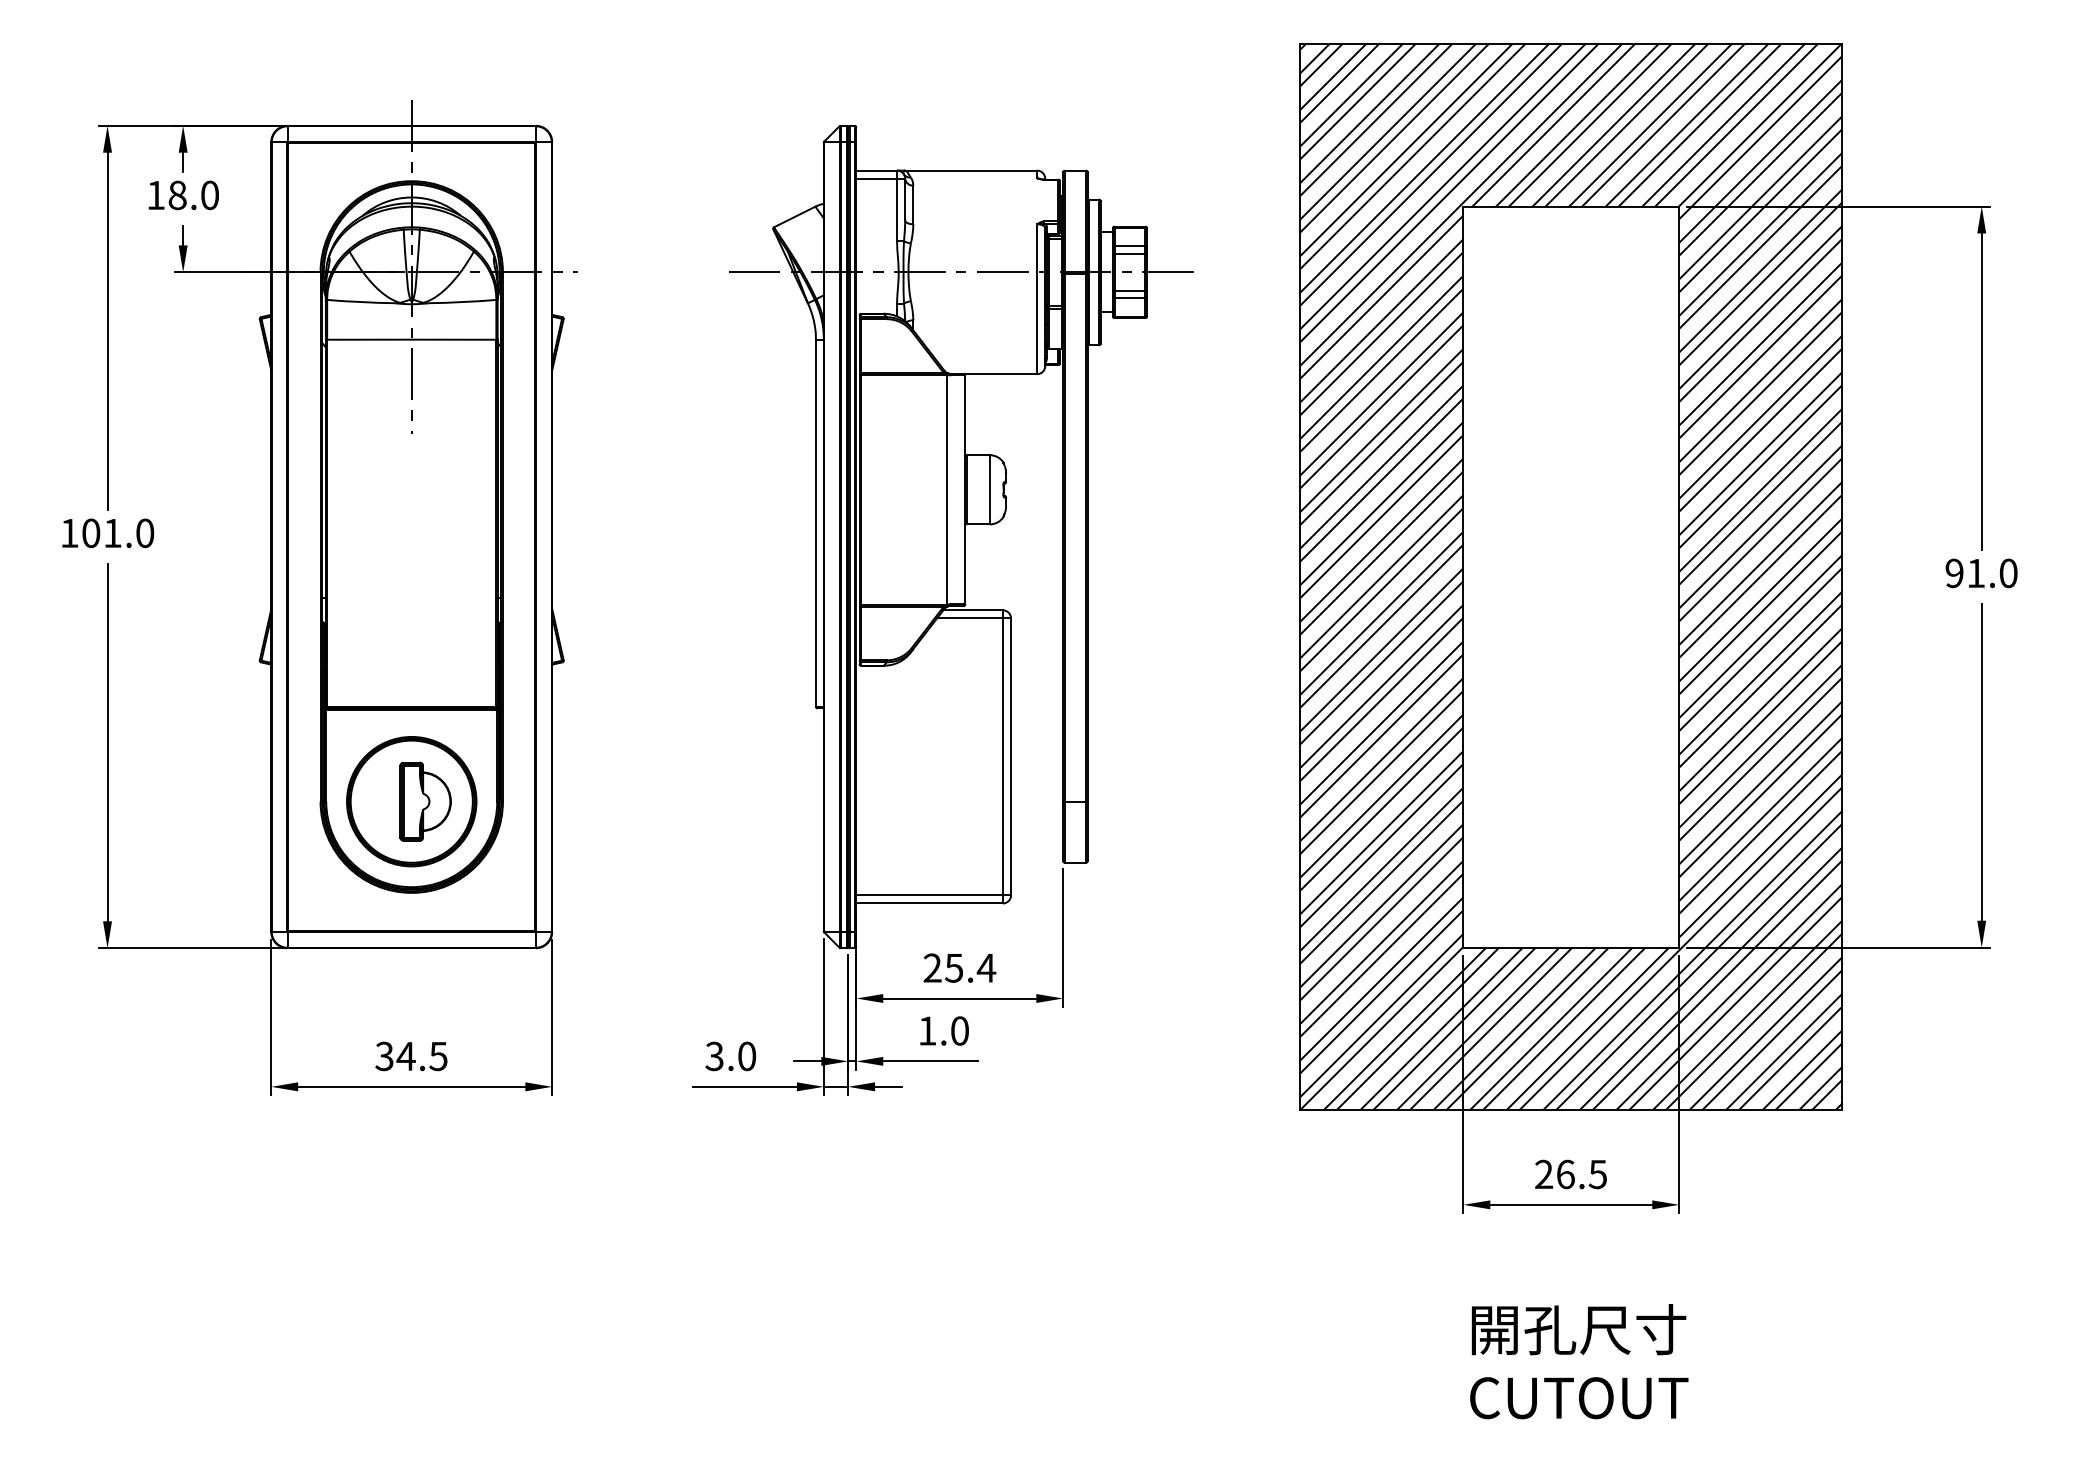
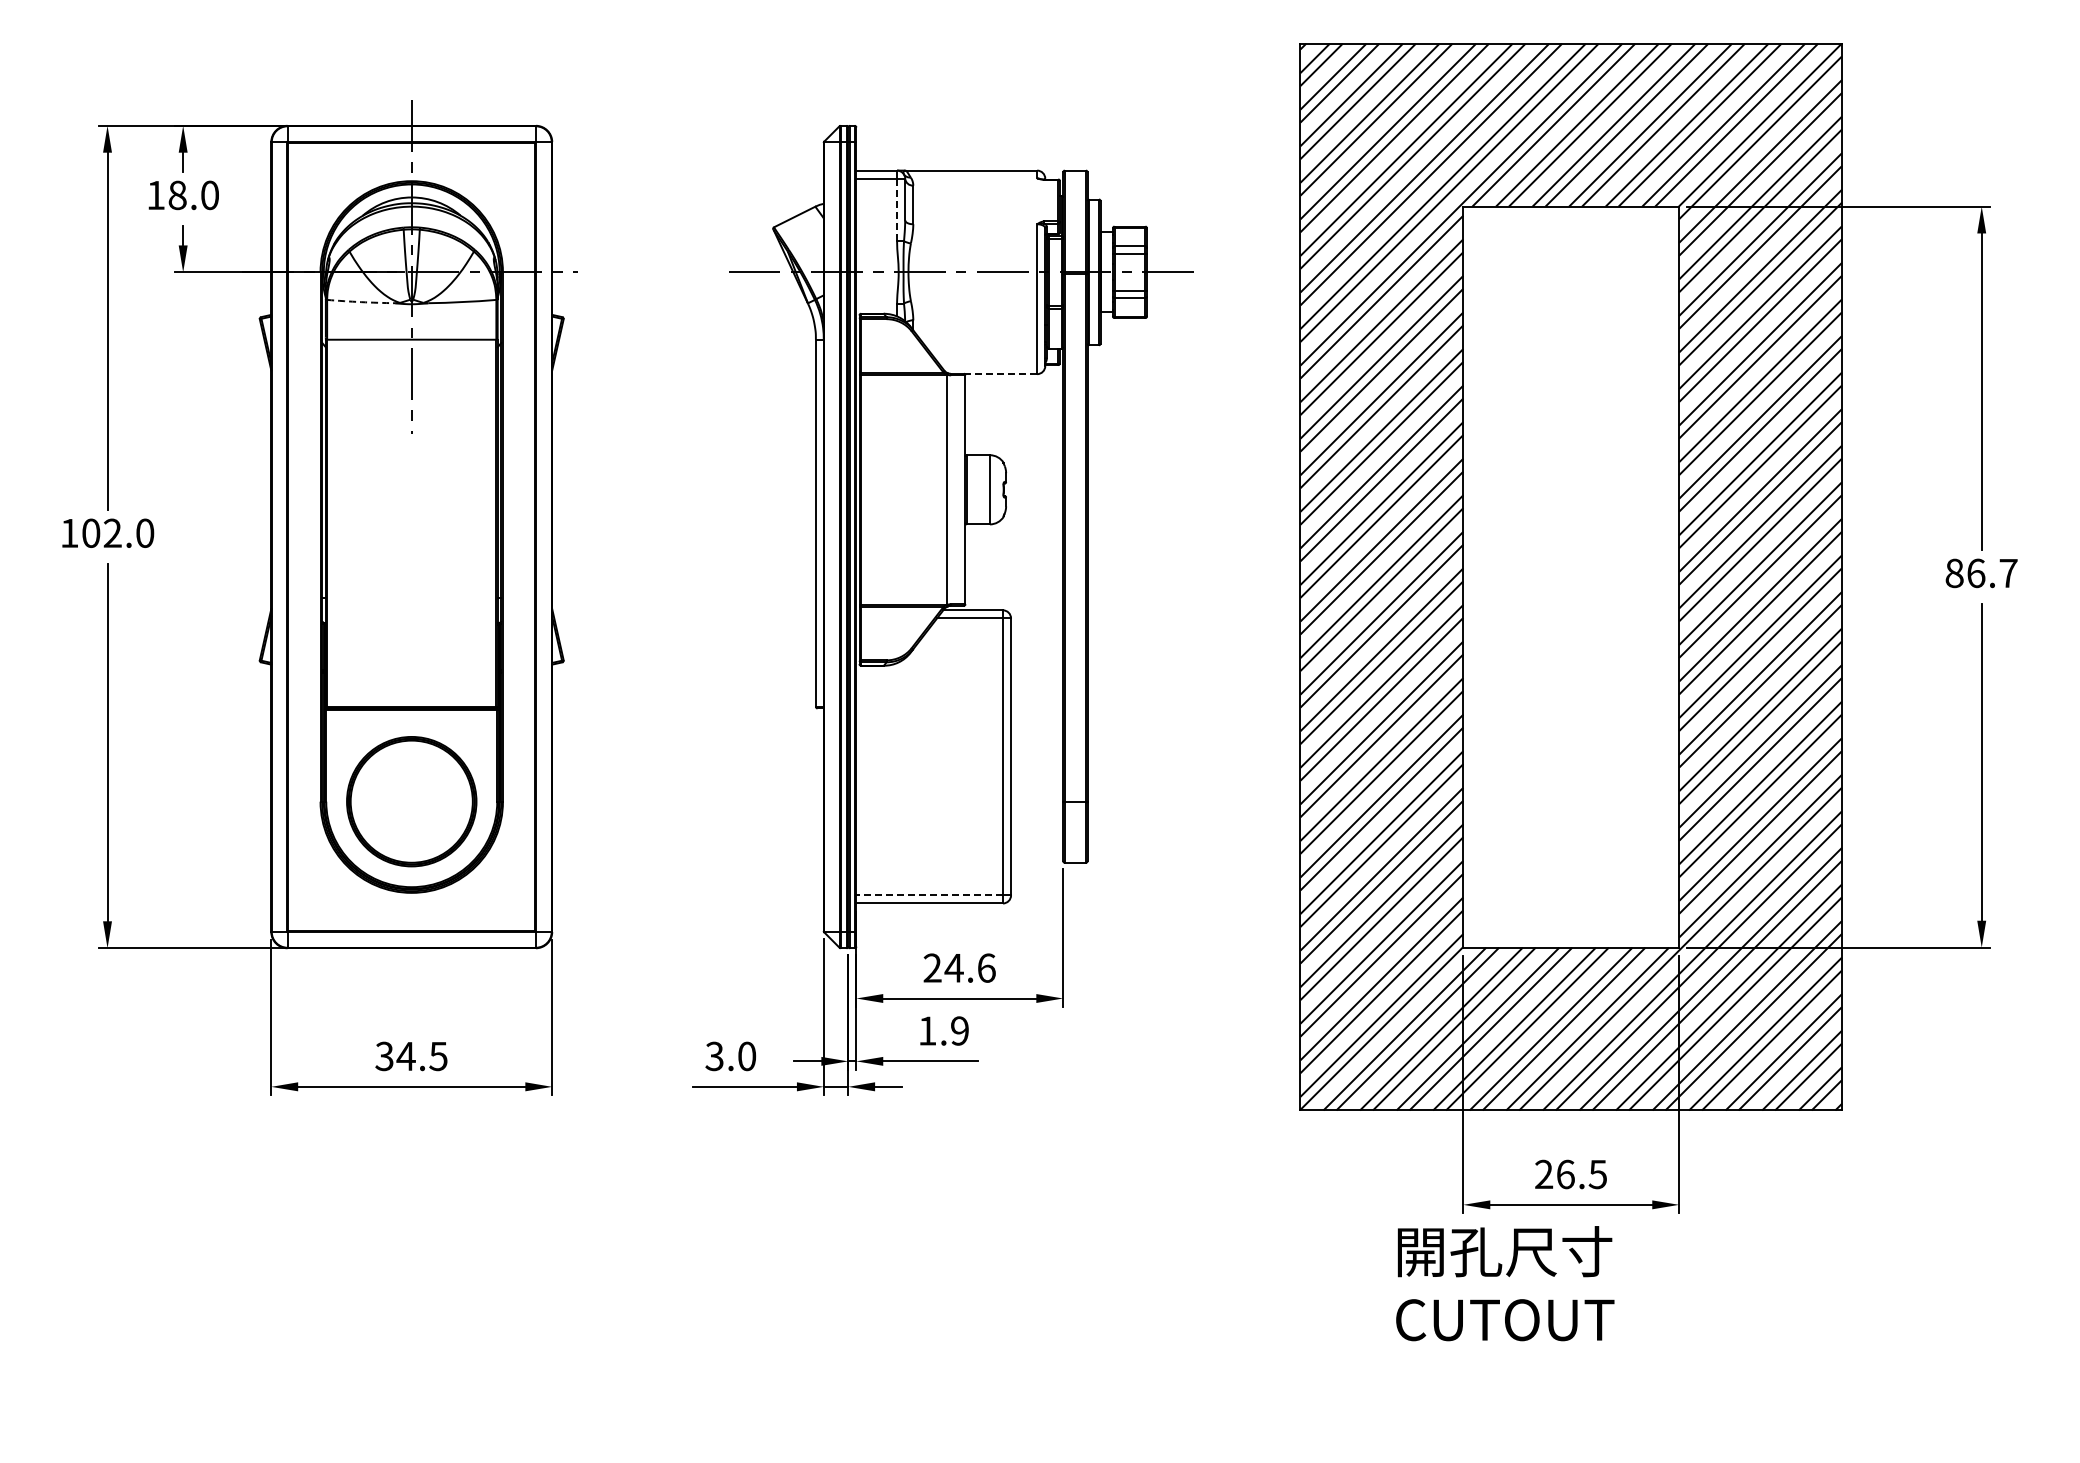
line: solid -> dashed (897, 210)
arc: solid -> dashed (361, 302)
line: solid -> dashed (1000, 374)
text: 101.0 -> 102.0 (112, 532)
text: 91.0 -> 86.7 (1981, 573)
part: present -> none (425, 801)
line: solid -> dashed (929, 895)
text: 25.4 -> 24.6 (970, 967)
text: 1.0 -> 1.9 (959, 1030)
text position: (1579, 1361) -> (1505, 1283) (1505, 1283)
